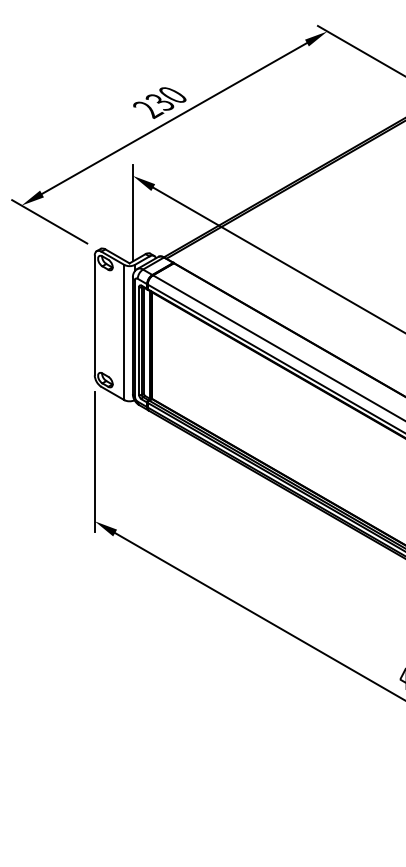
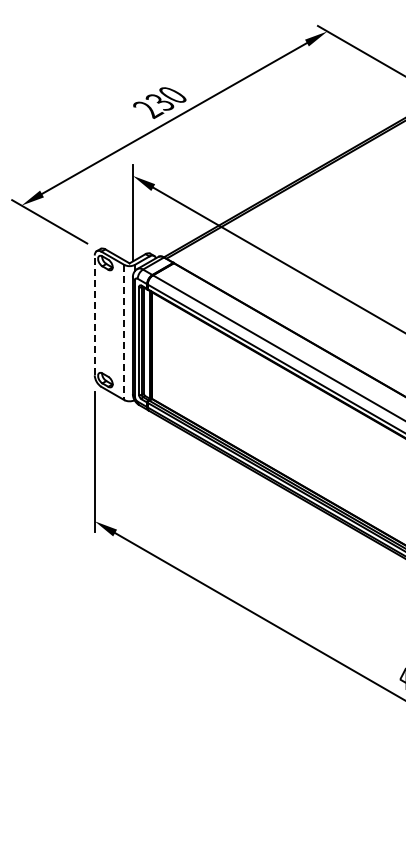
line: solid -> dashed (94, 315)
line: solid -> dashed (124, 332)
